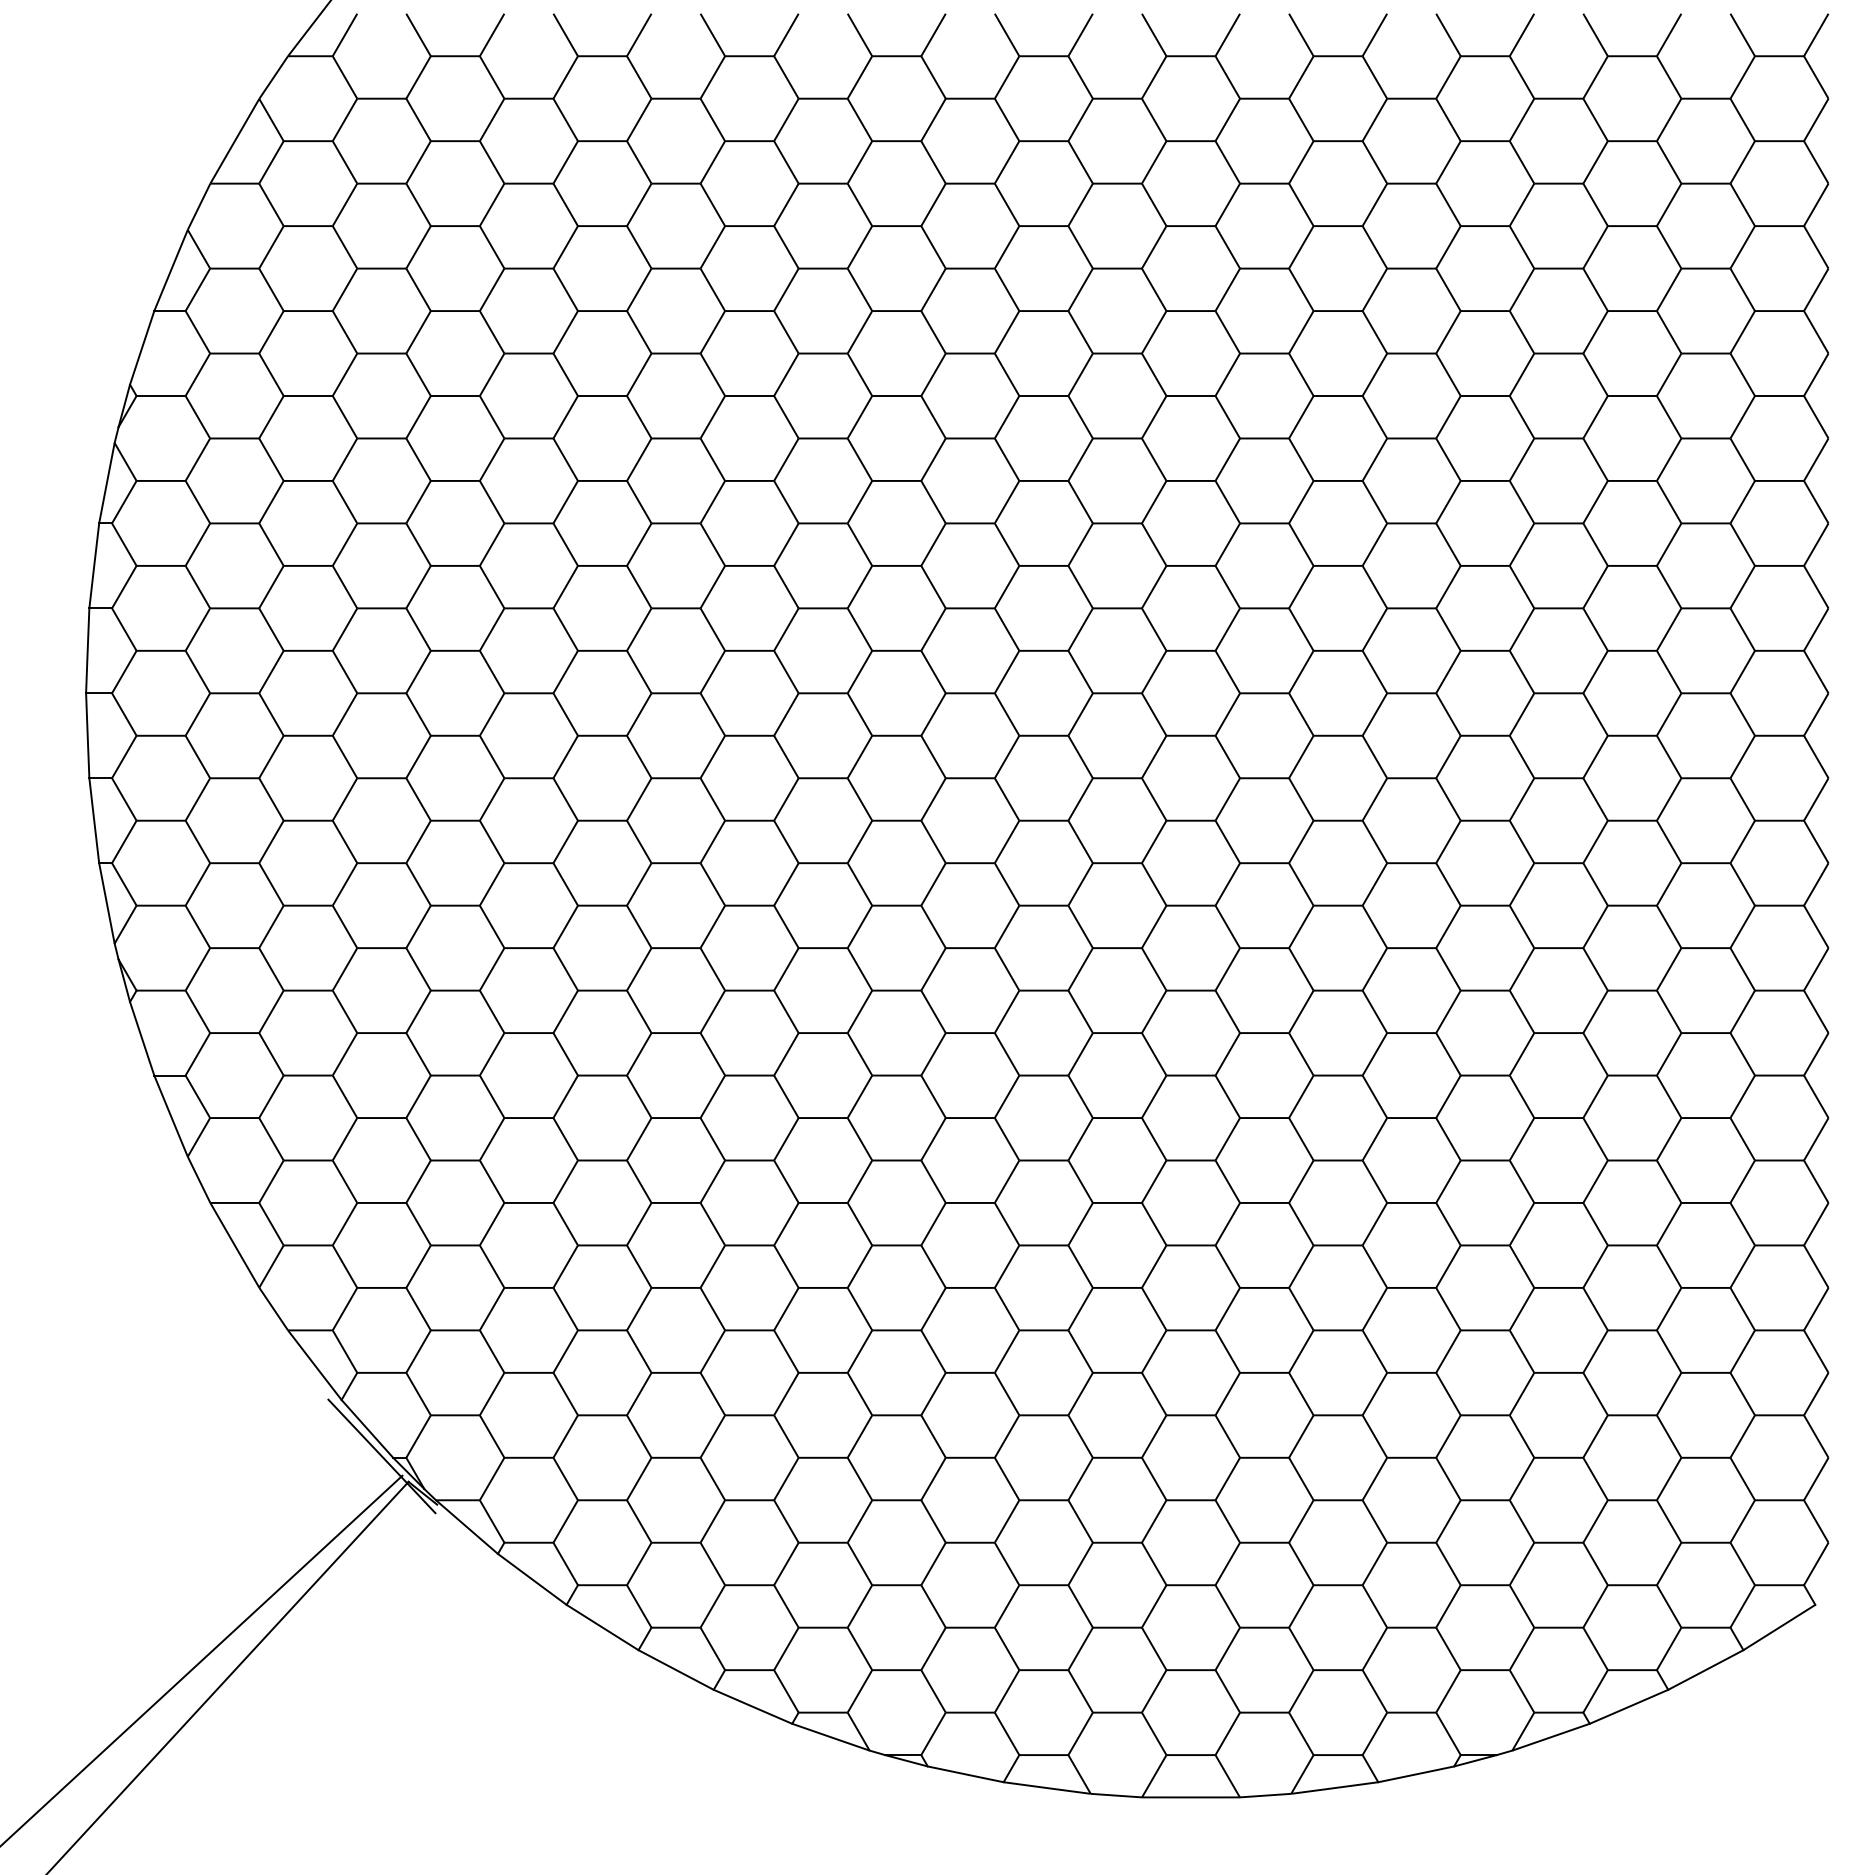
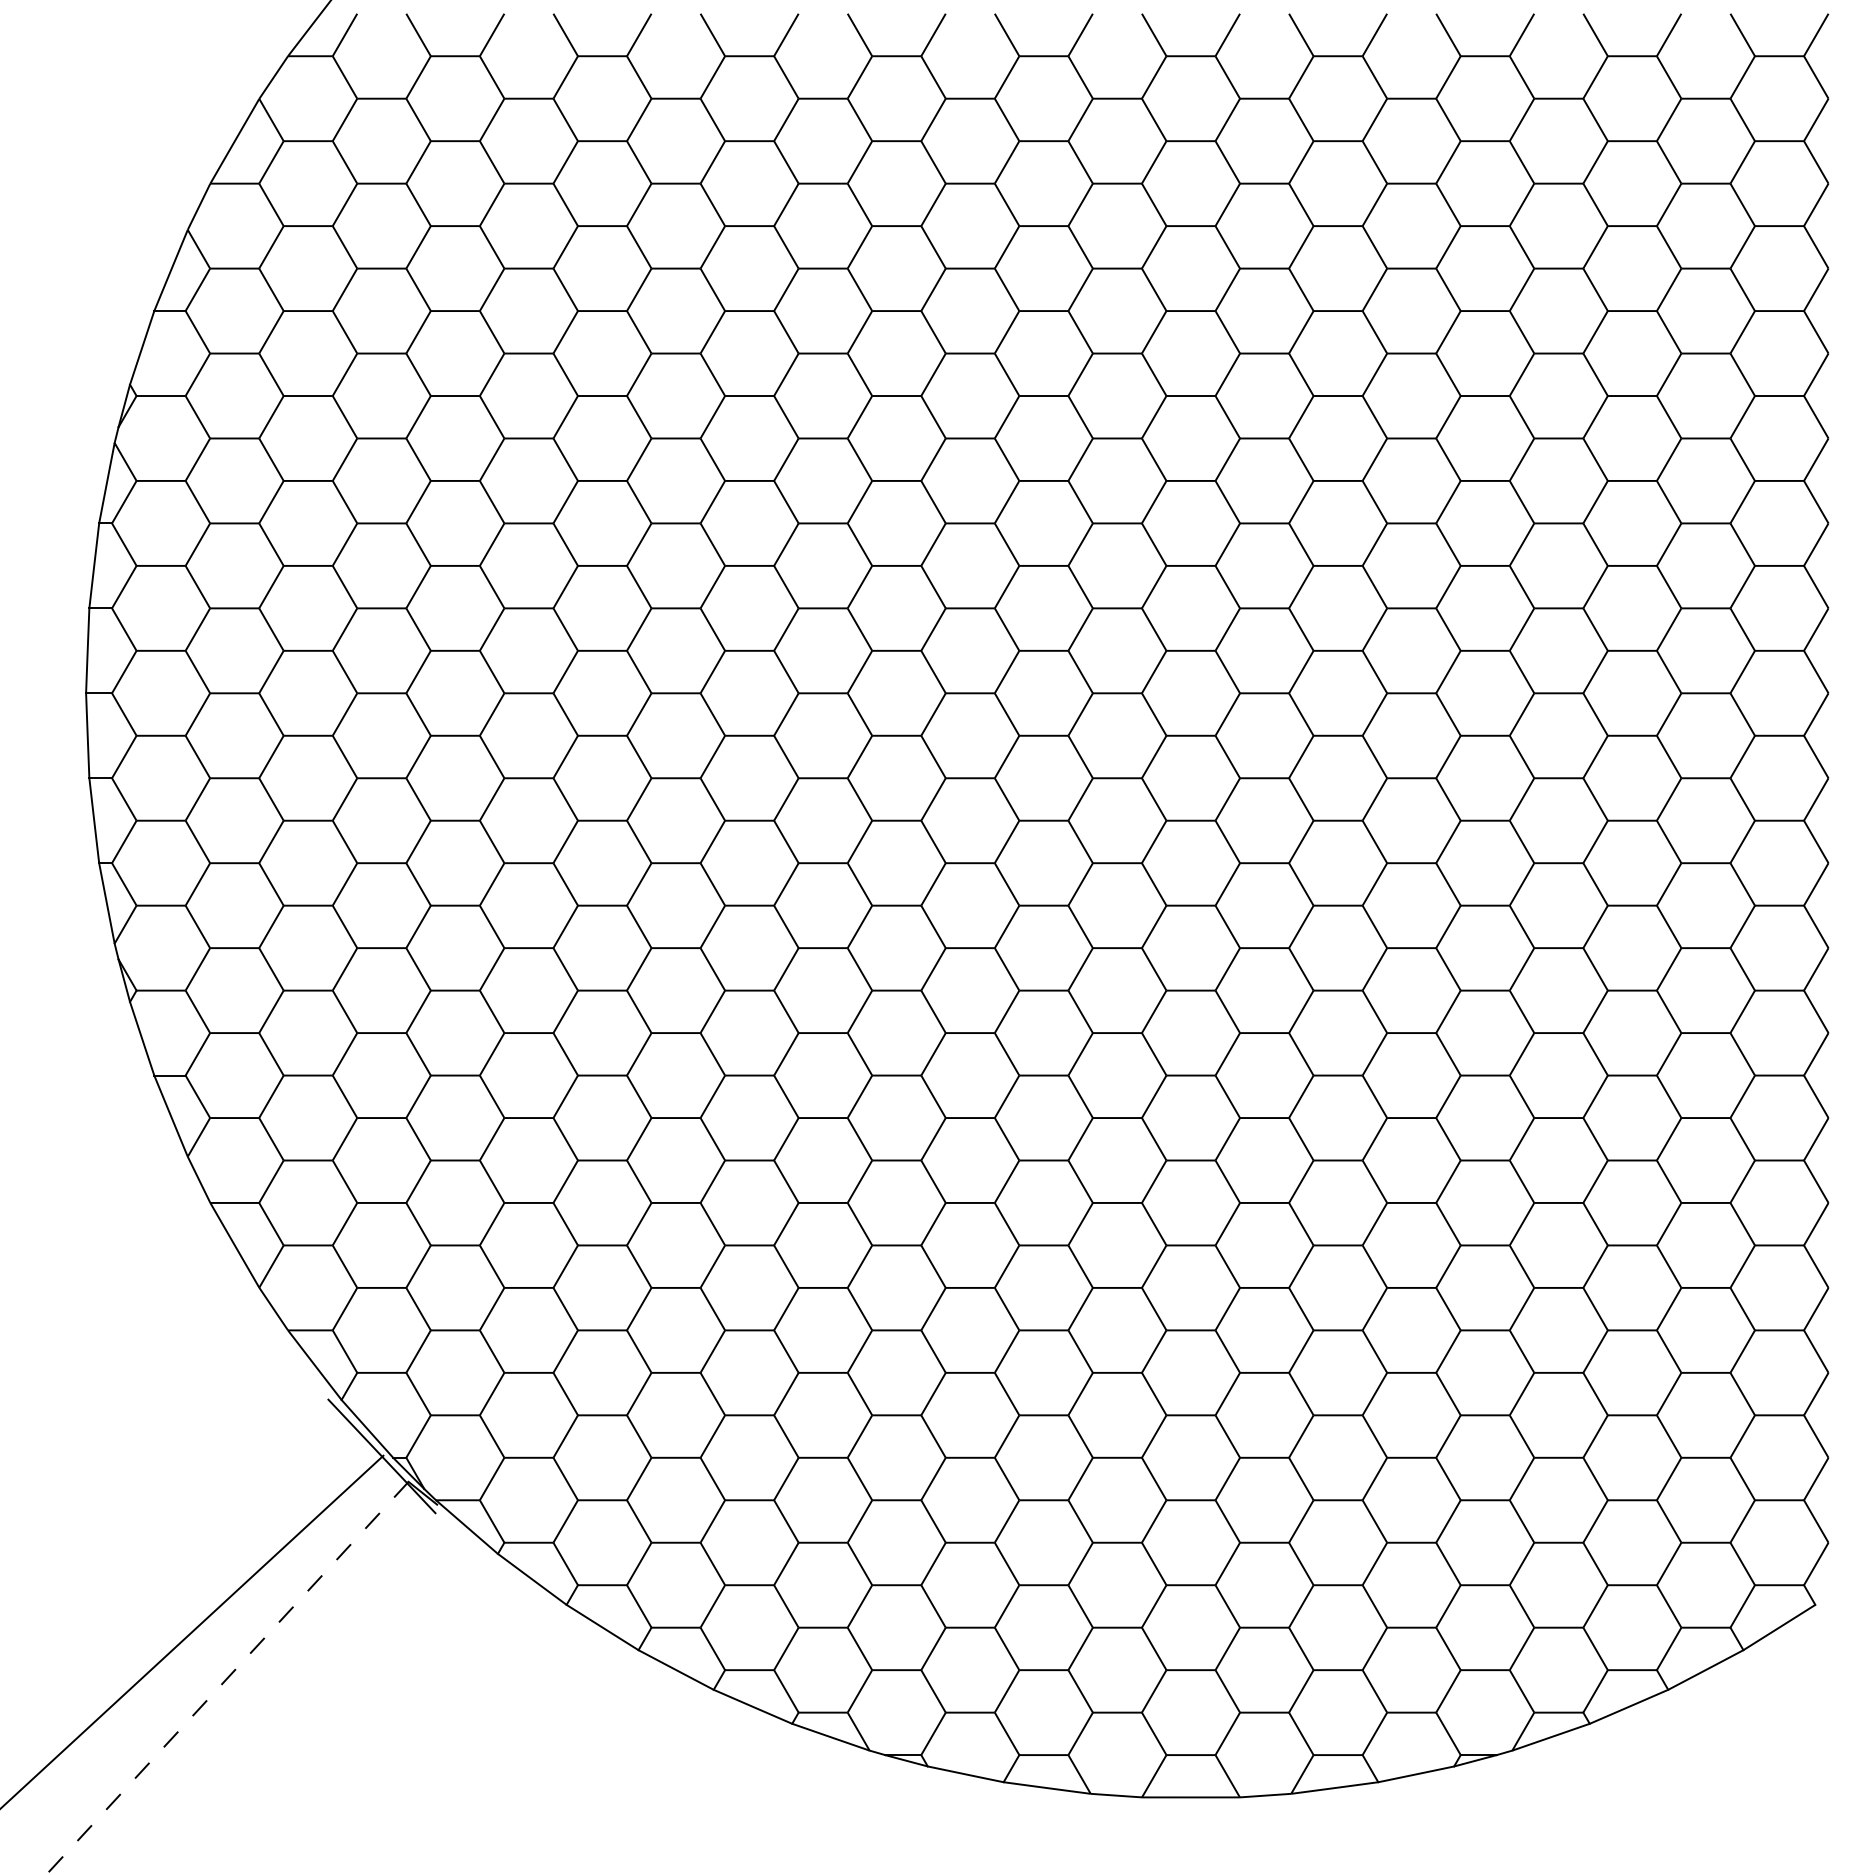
line position: (202, 1659) -> (192, 1630) (192, 1630)
line: solid -> dashed (227, 1678)
